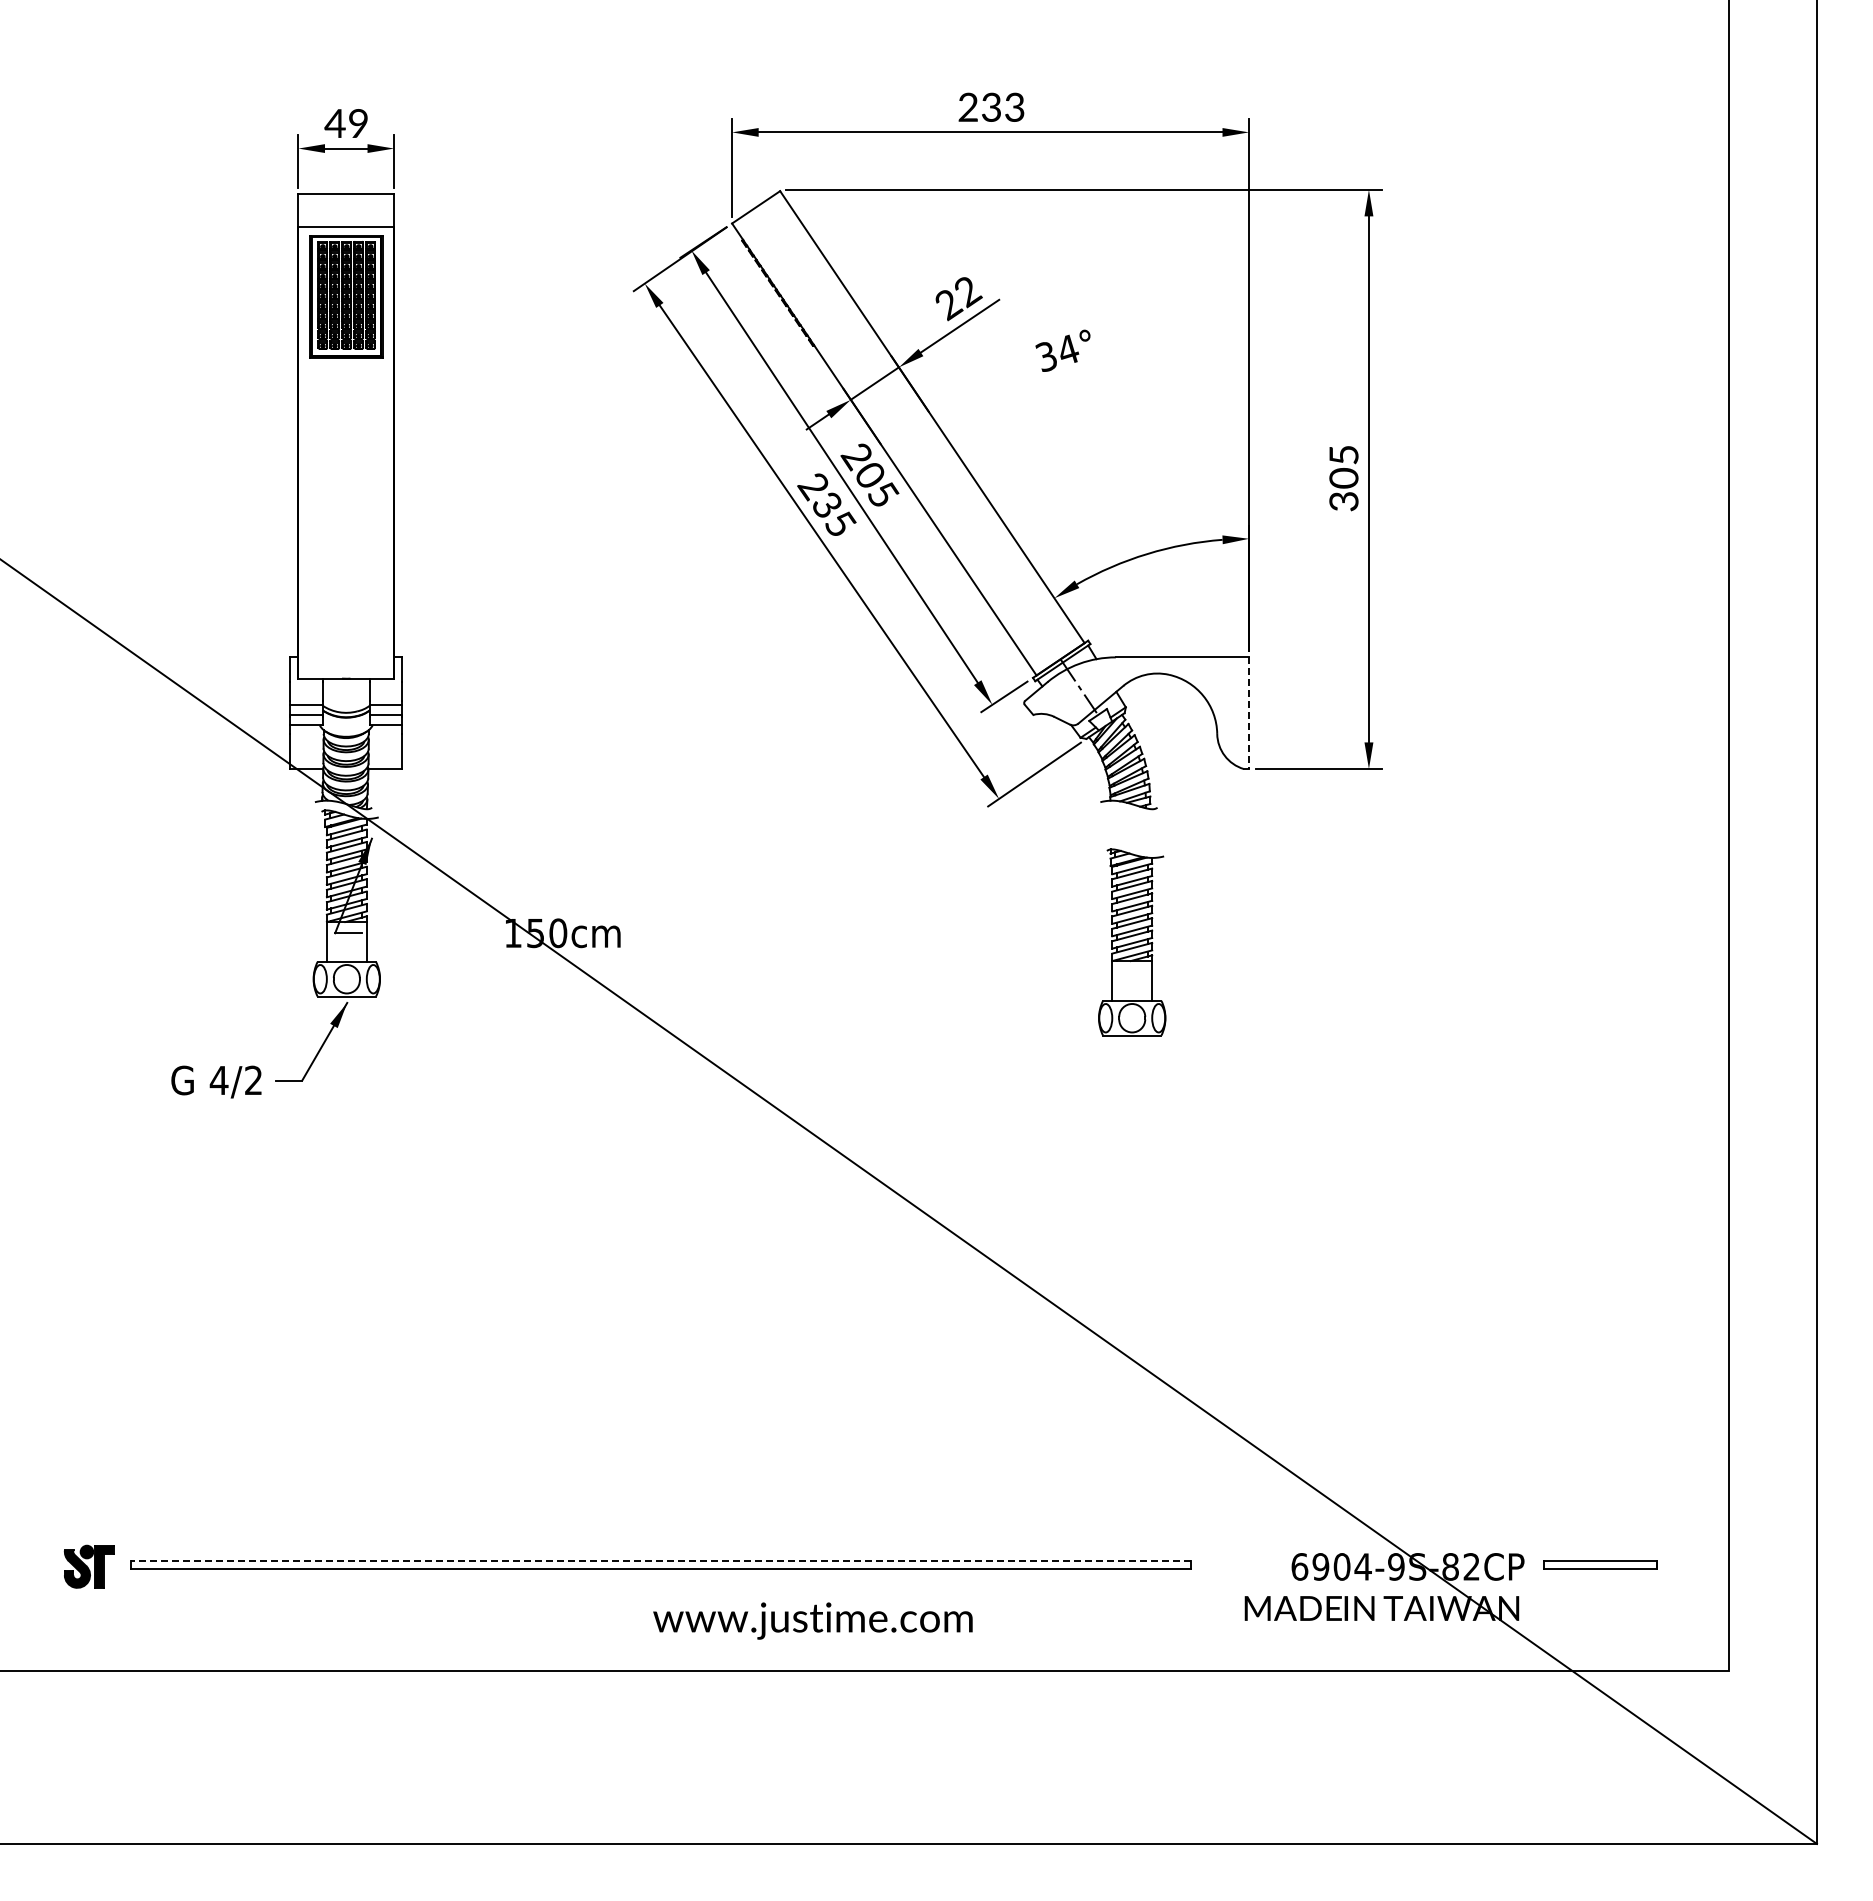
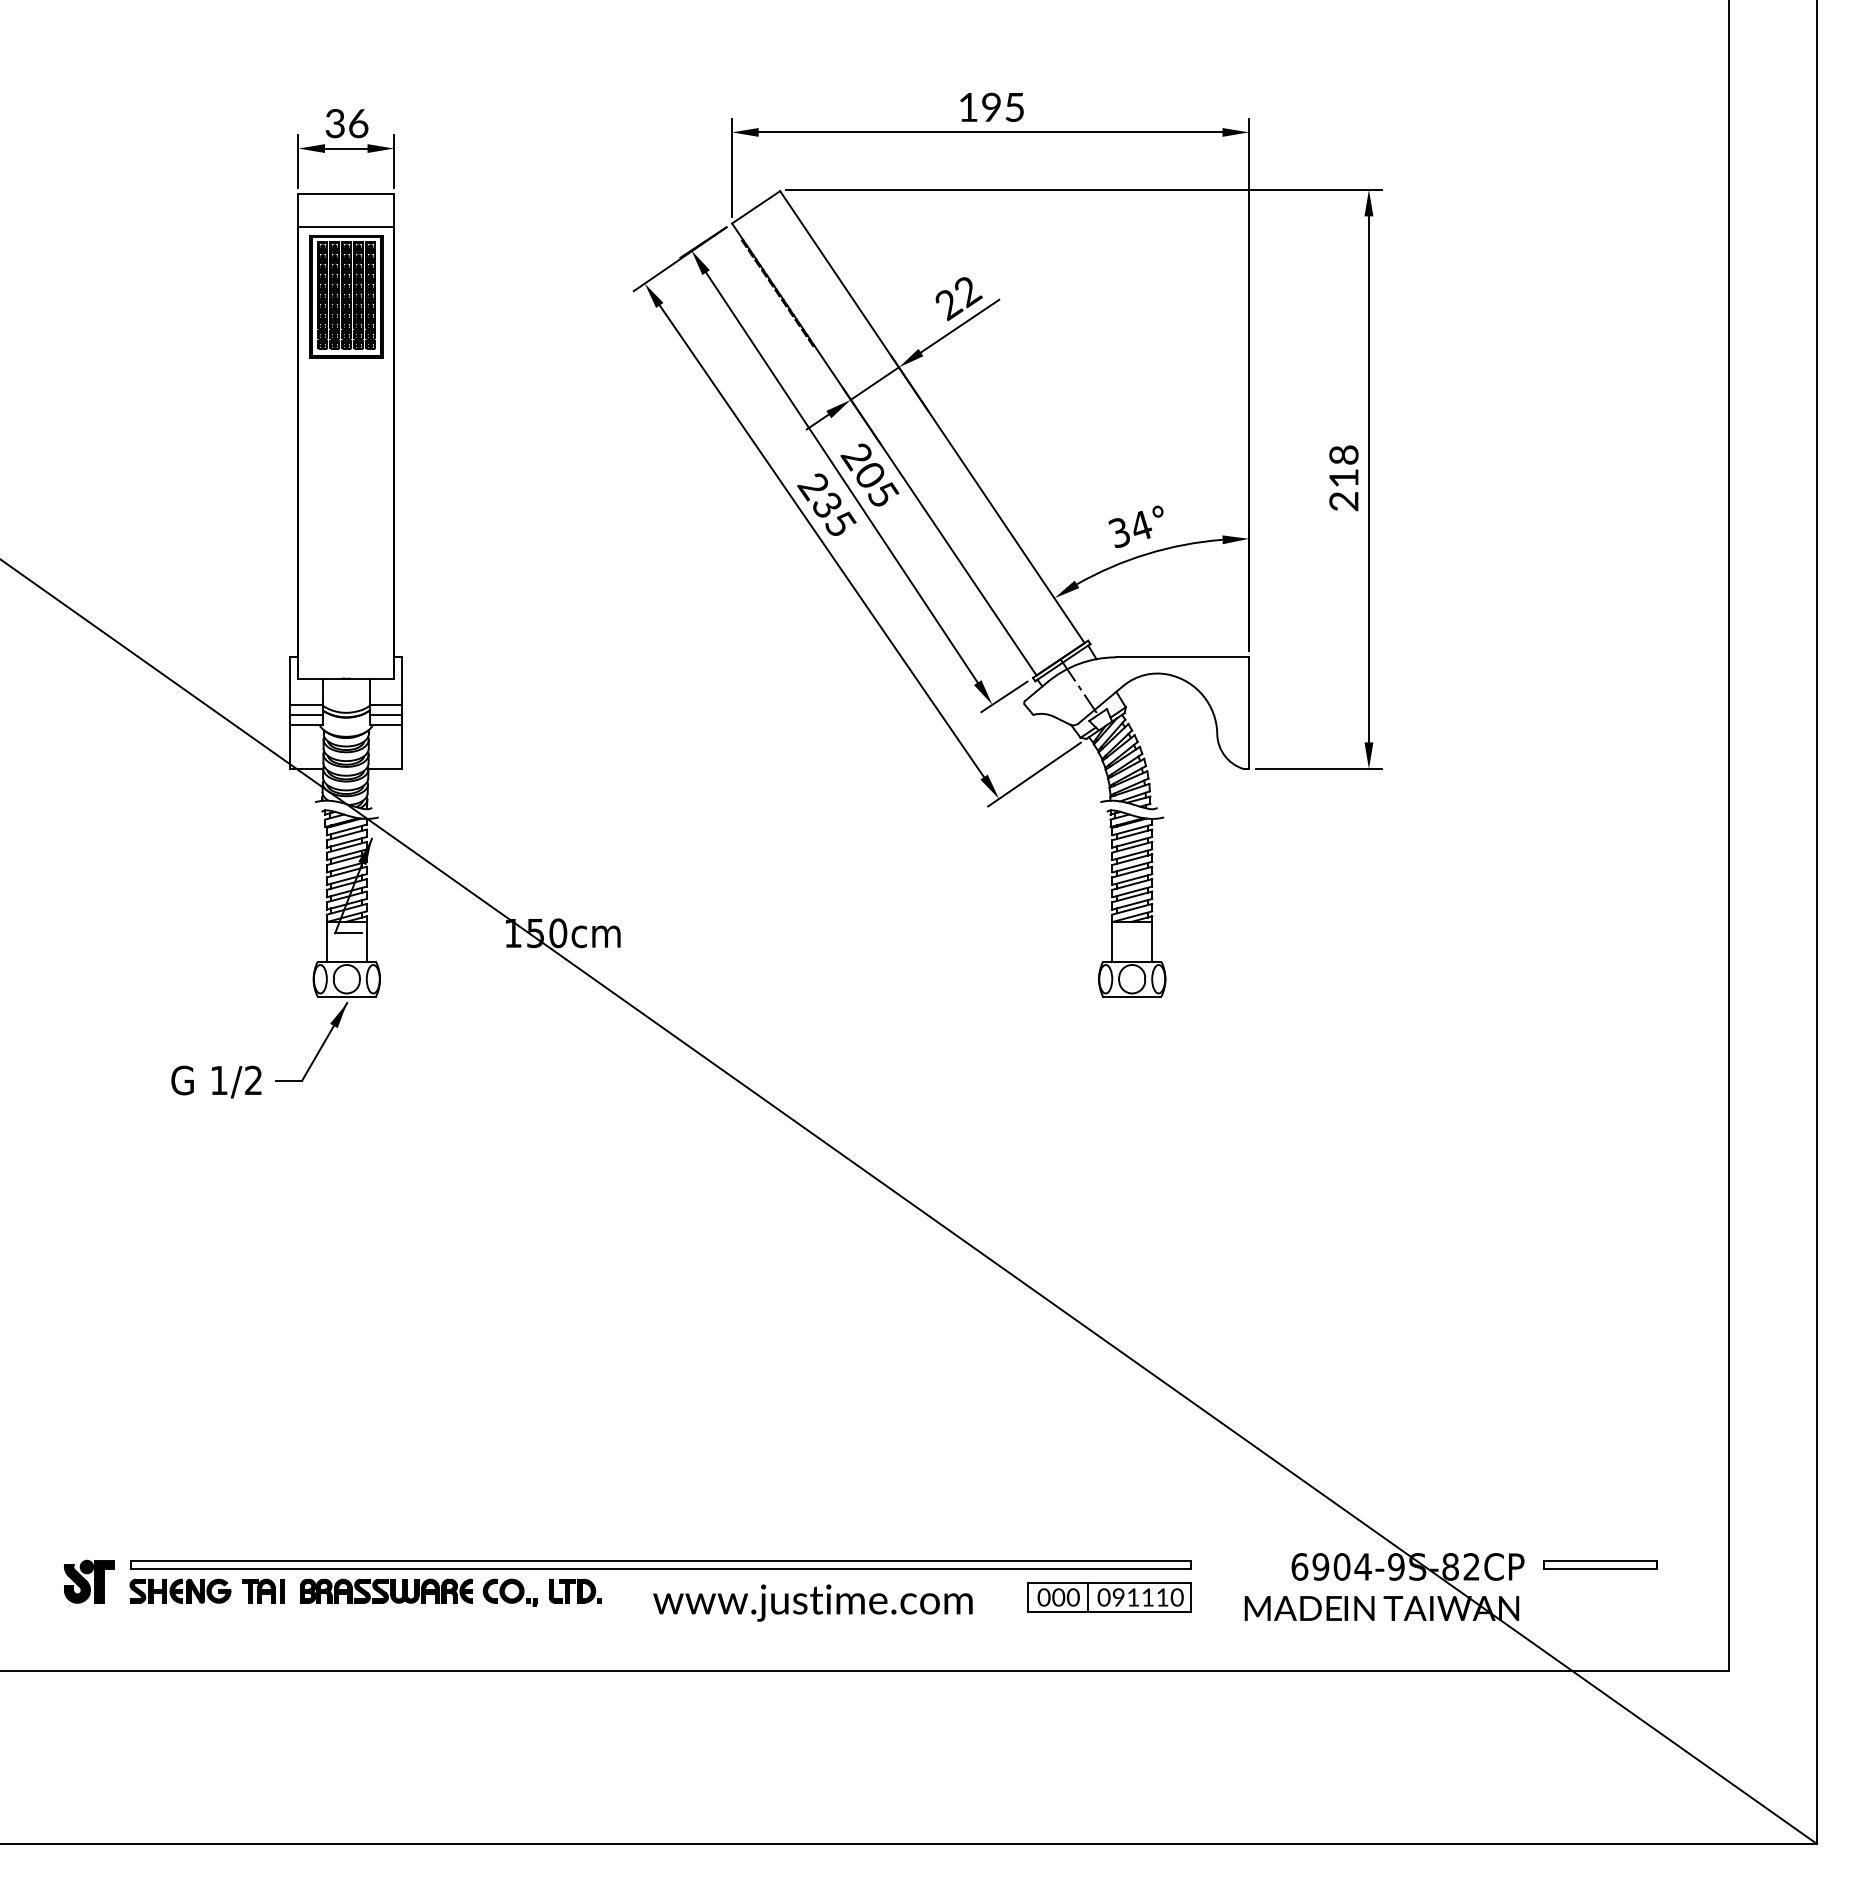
text: 233 -> 195 (991, 106)
text: 49 -> 36 (346, 123)
text position: (1062, 350) -> (1135, 526) (1135, 526)
text: 305 -> 218 (1343, 478)
line: dashed -> solid (1249, 713)
part position: (1132, 942) -> (1132, 903) (1132, 903)
text: 4/2 -> 1/2 (218, 1080)
line: dashed -> solid (660, 1560)
part position: (88, 1566) -> (88, 1581) (88, 1581)
part: none -> present (365, 1592)
part: none -> present (1109, 1597)
text position: (812, 1620) -> (812, 1602) (812, 1602)
